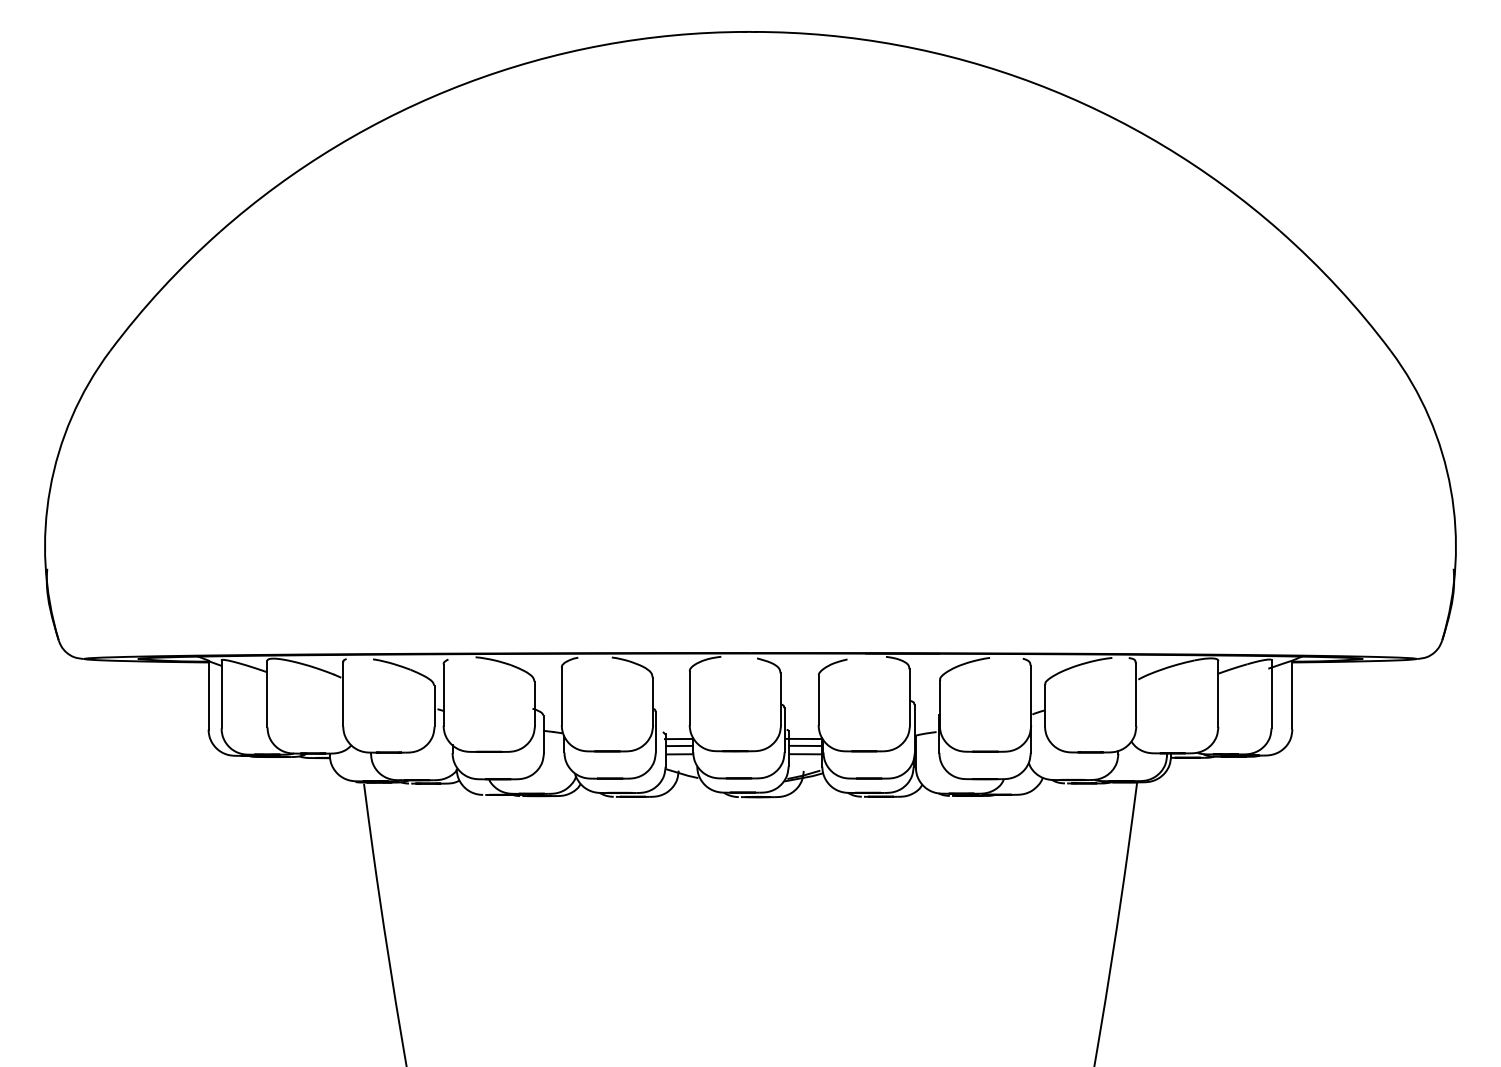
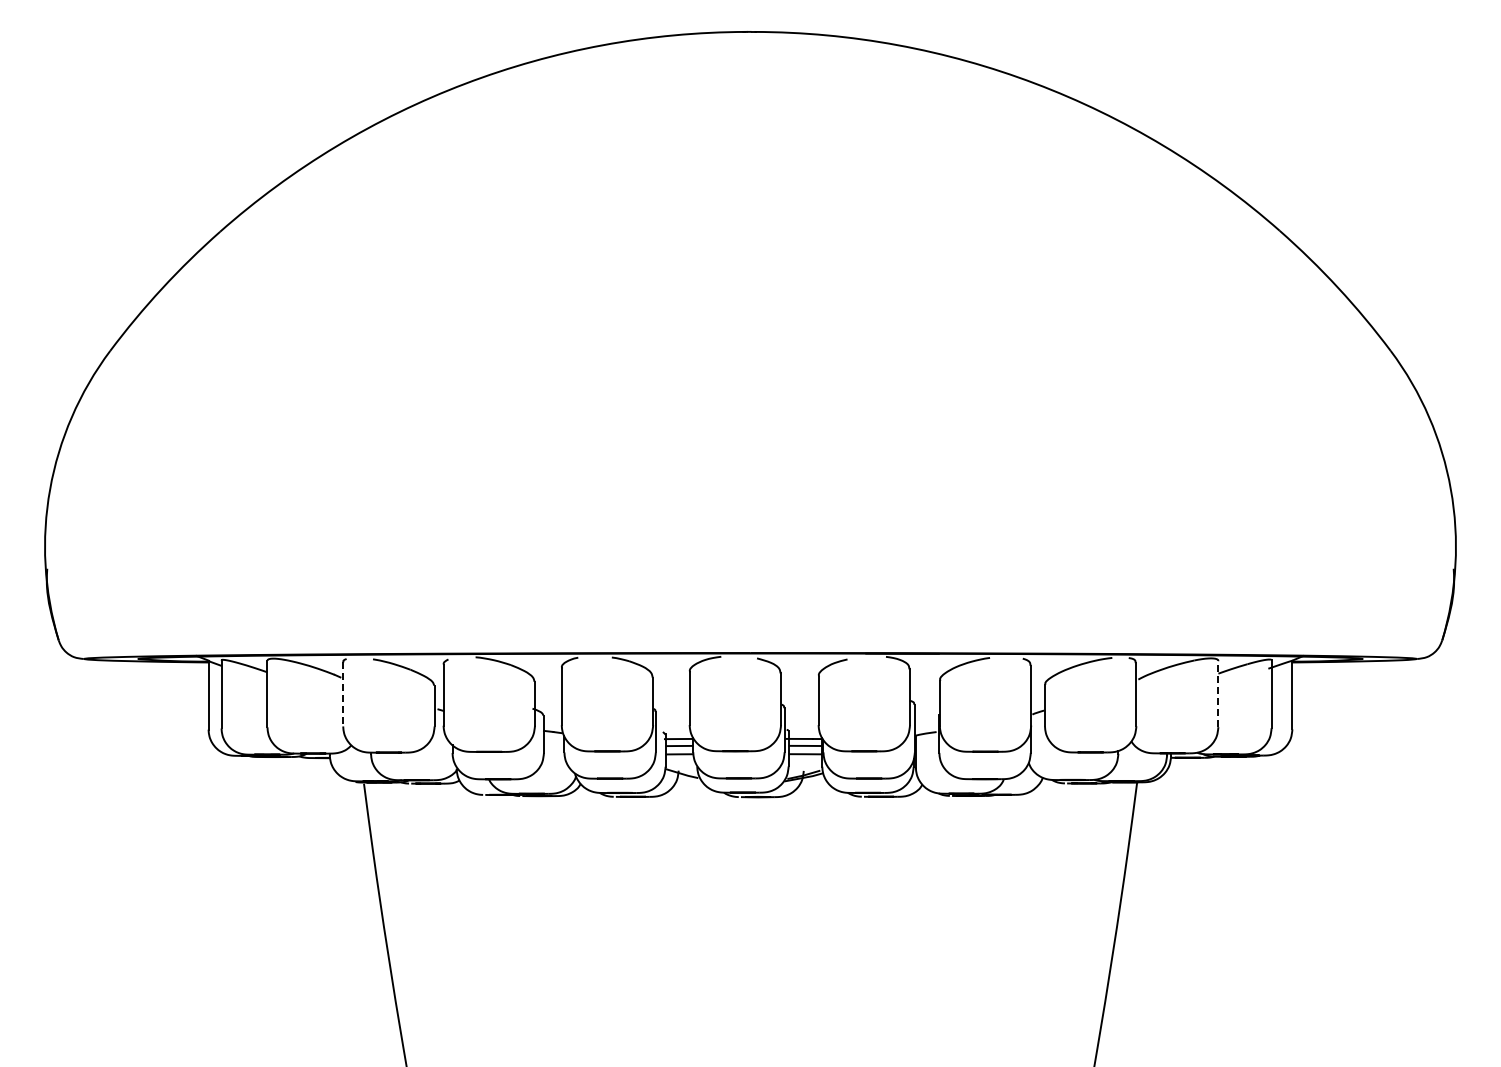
line: solid -> dashed (1218, 693)
line: solid -> dashed (343, 694)
